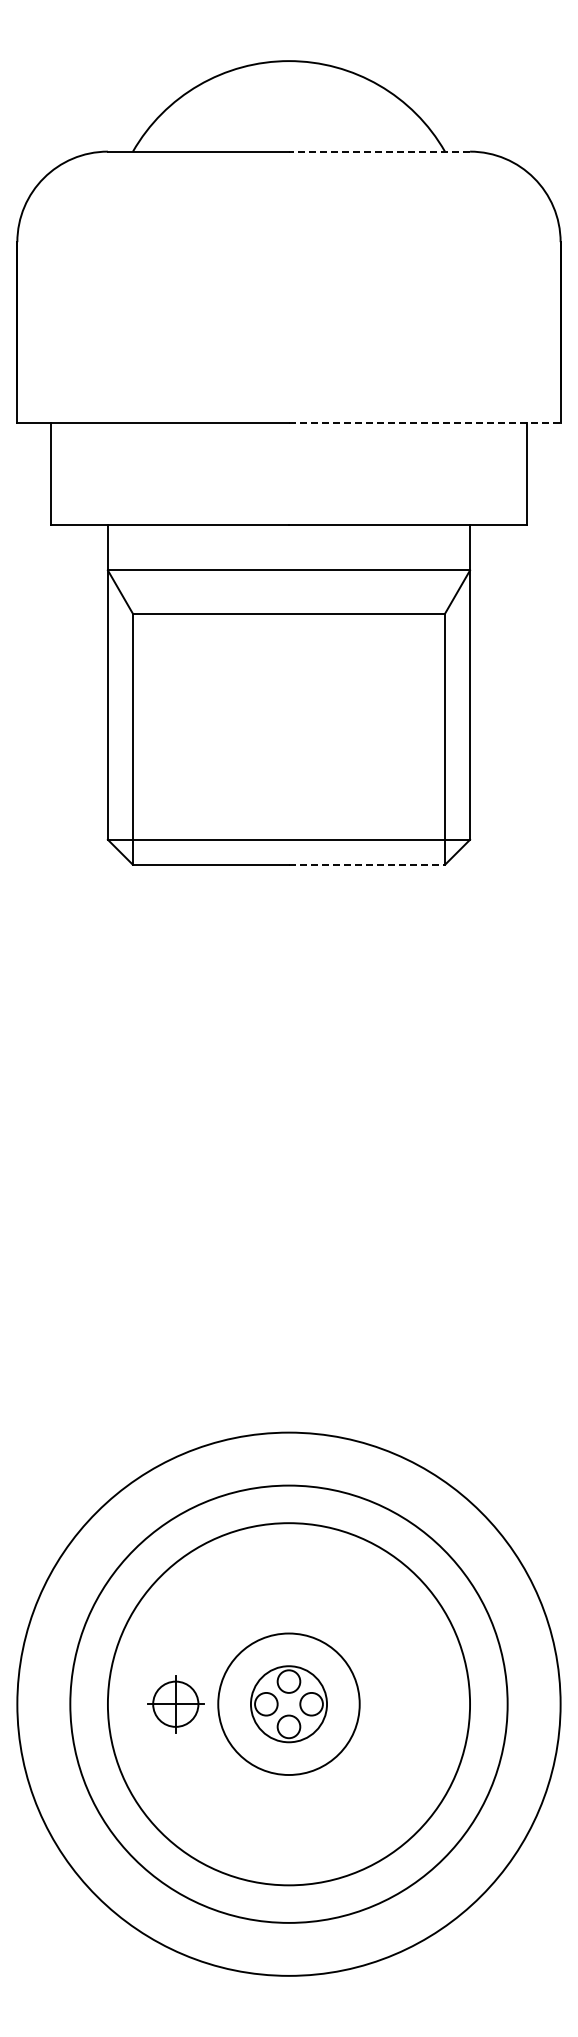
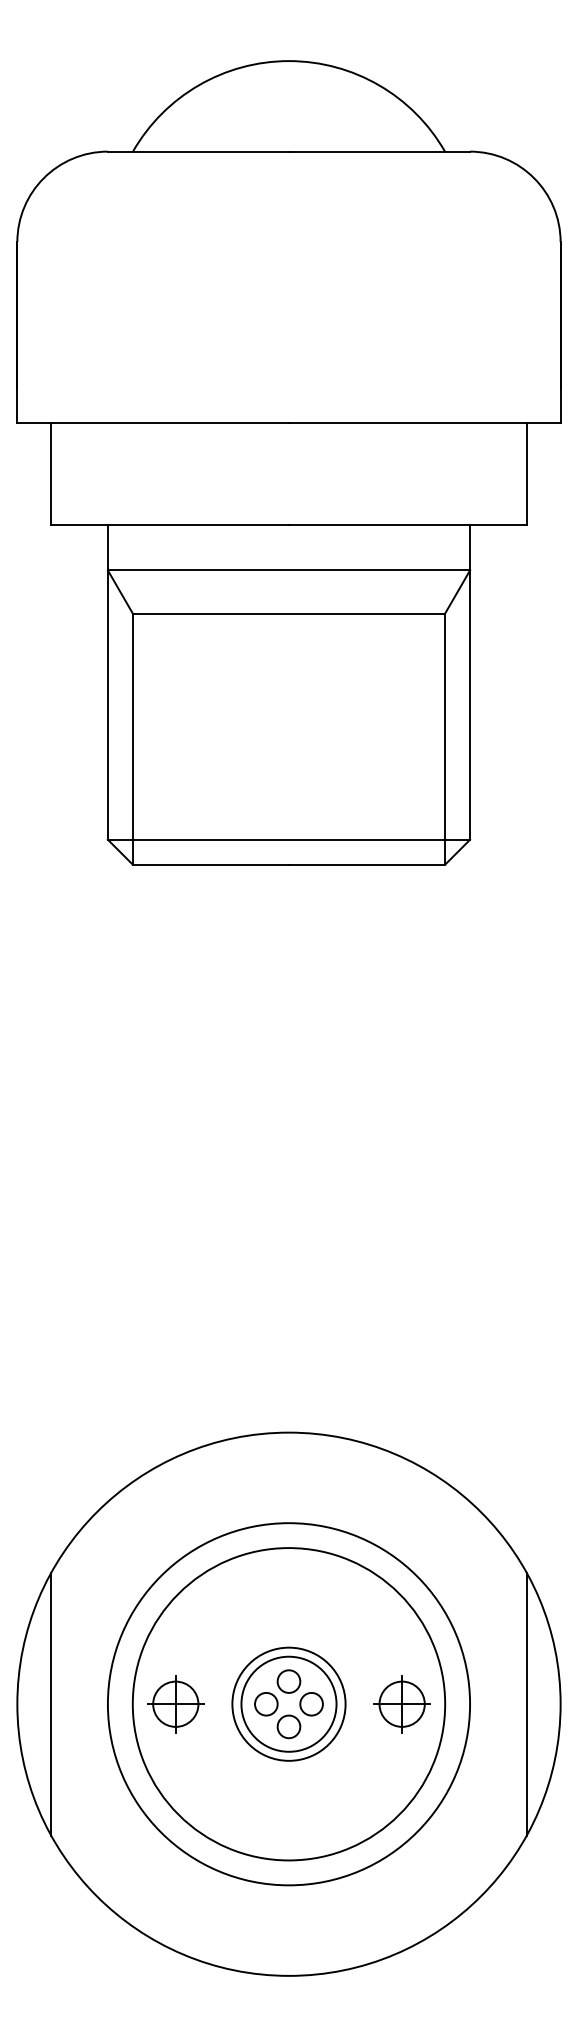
line: dashed -> solid (379, 151)
line: dashed -> solid (424, 423)
line: dashed -> solid (367, 864)
line: none -> present (51, 1703)
circle diameter: 437 px -> 312 px (288, 1704)
line: none -> present (526, 1703)
circle diameter: 141 px -> 113 px (288, 1703)
circle diameter: 76 px -> 95 px (288, 1703)
part: none -> present (401, 1704)
